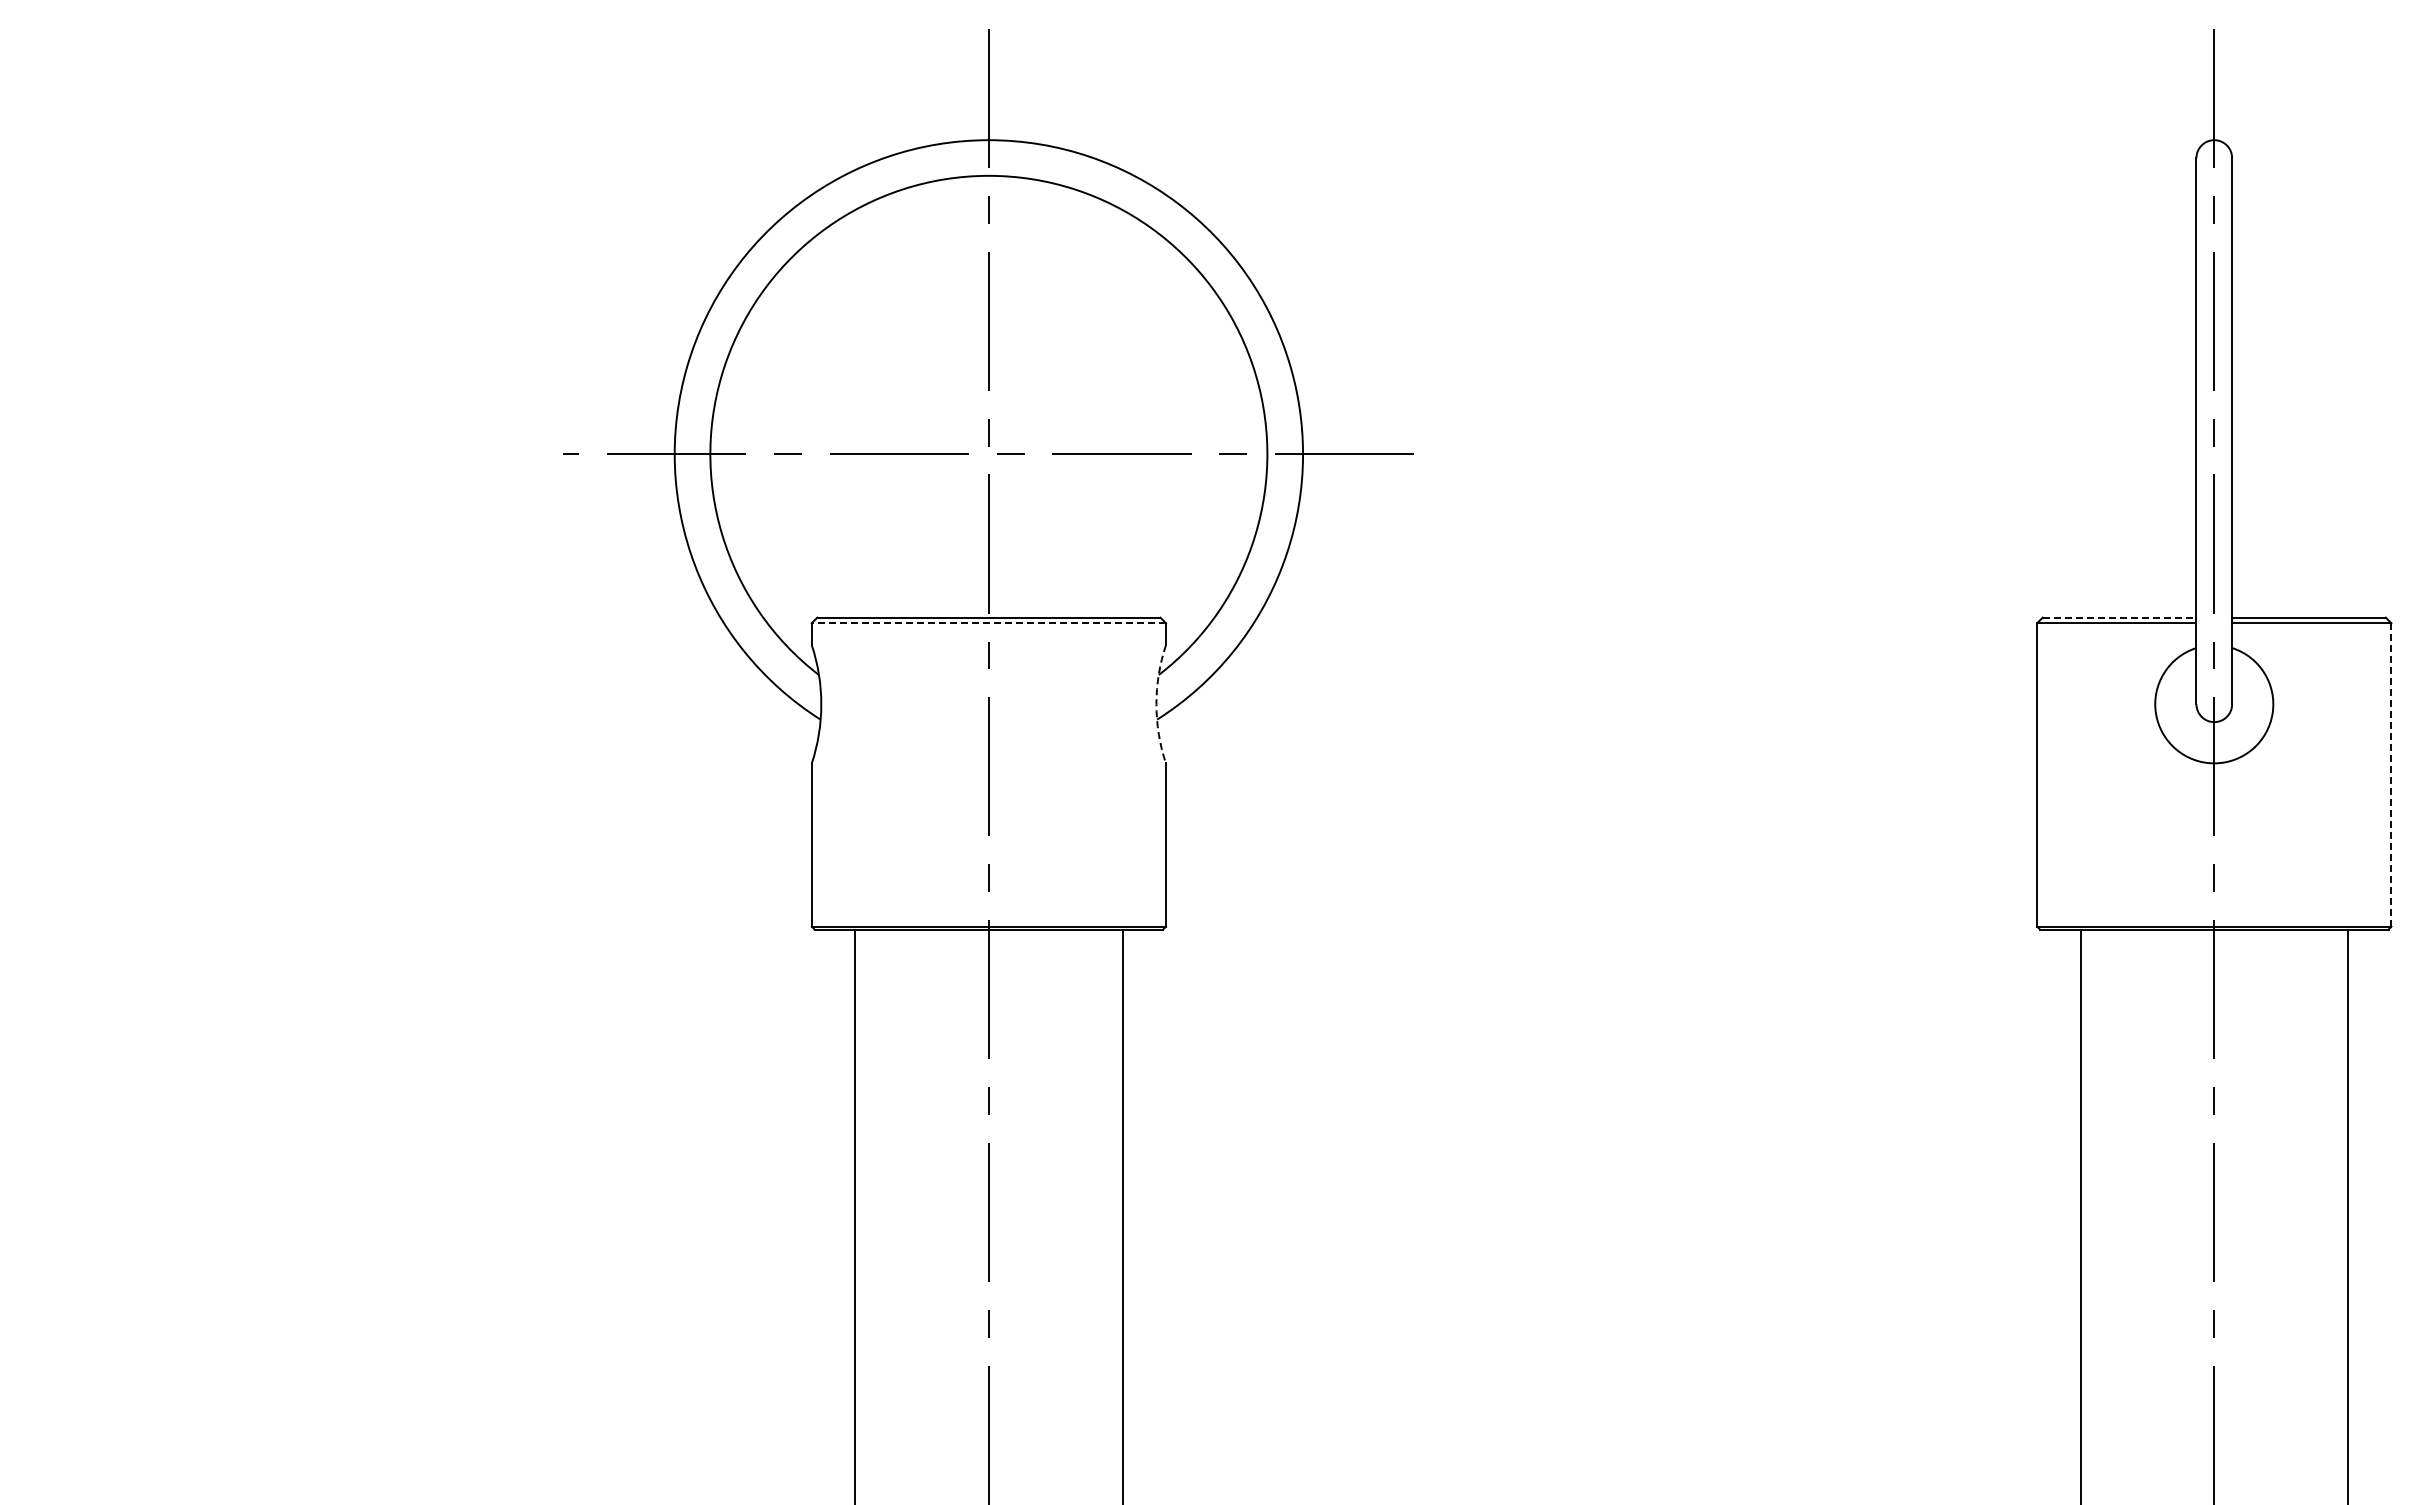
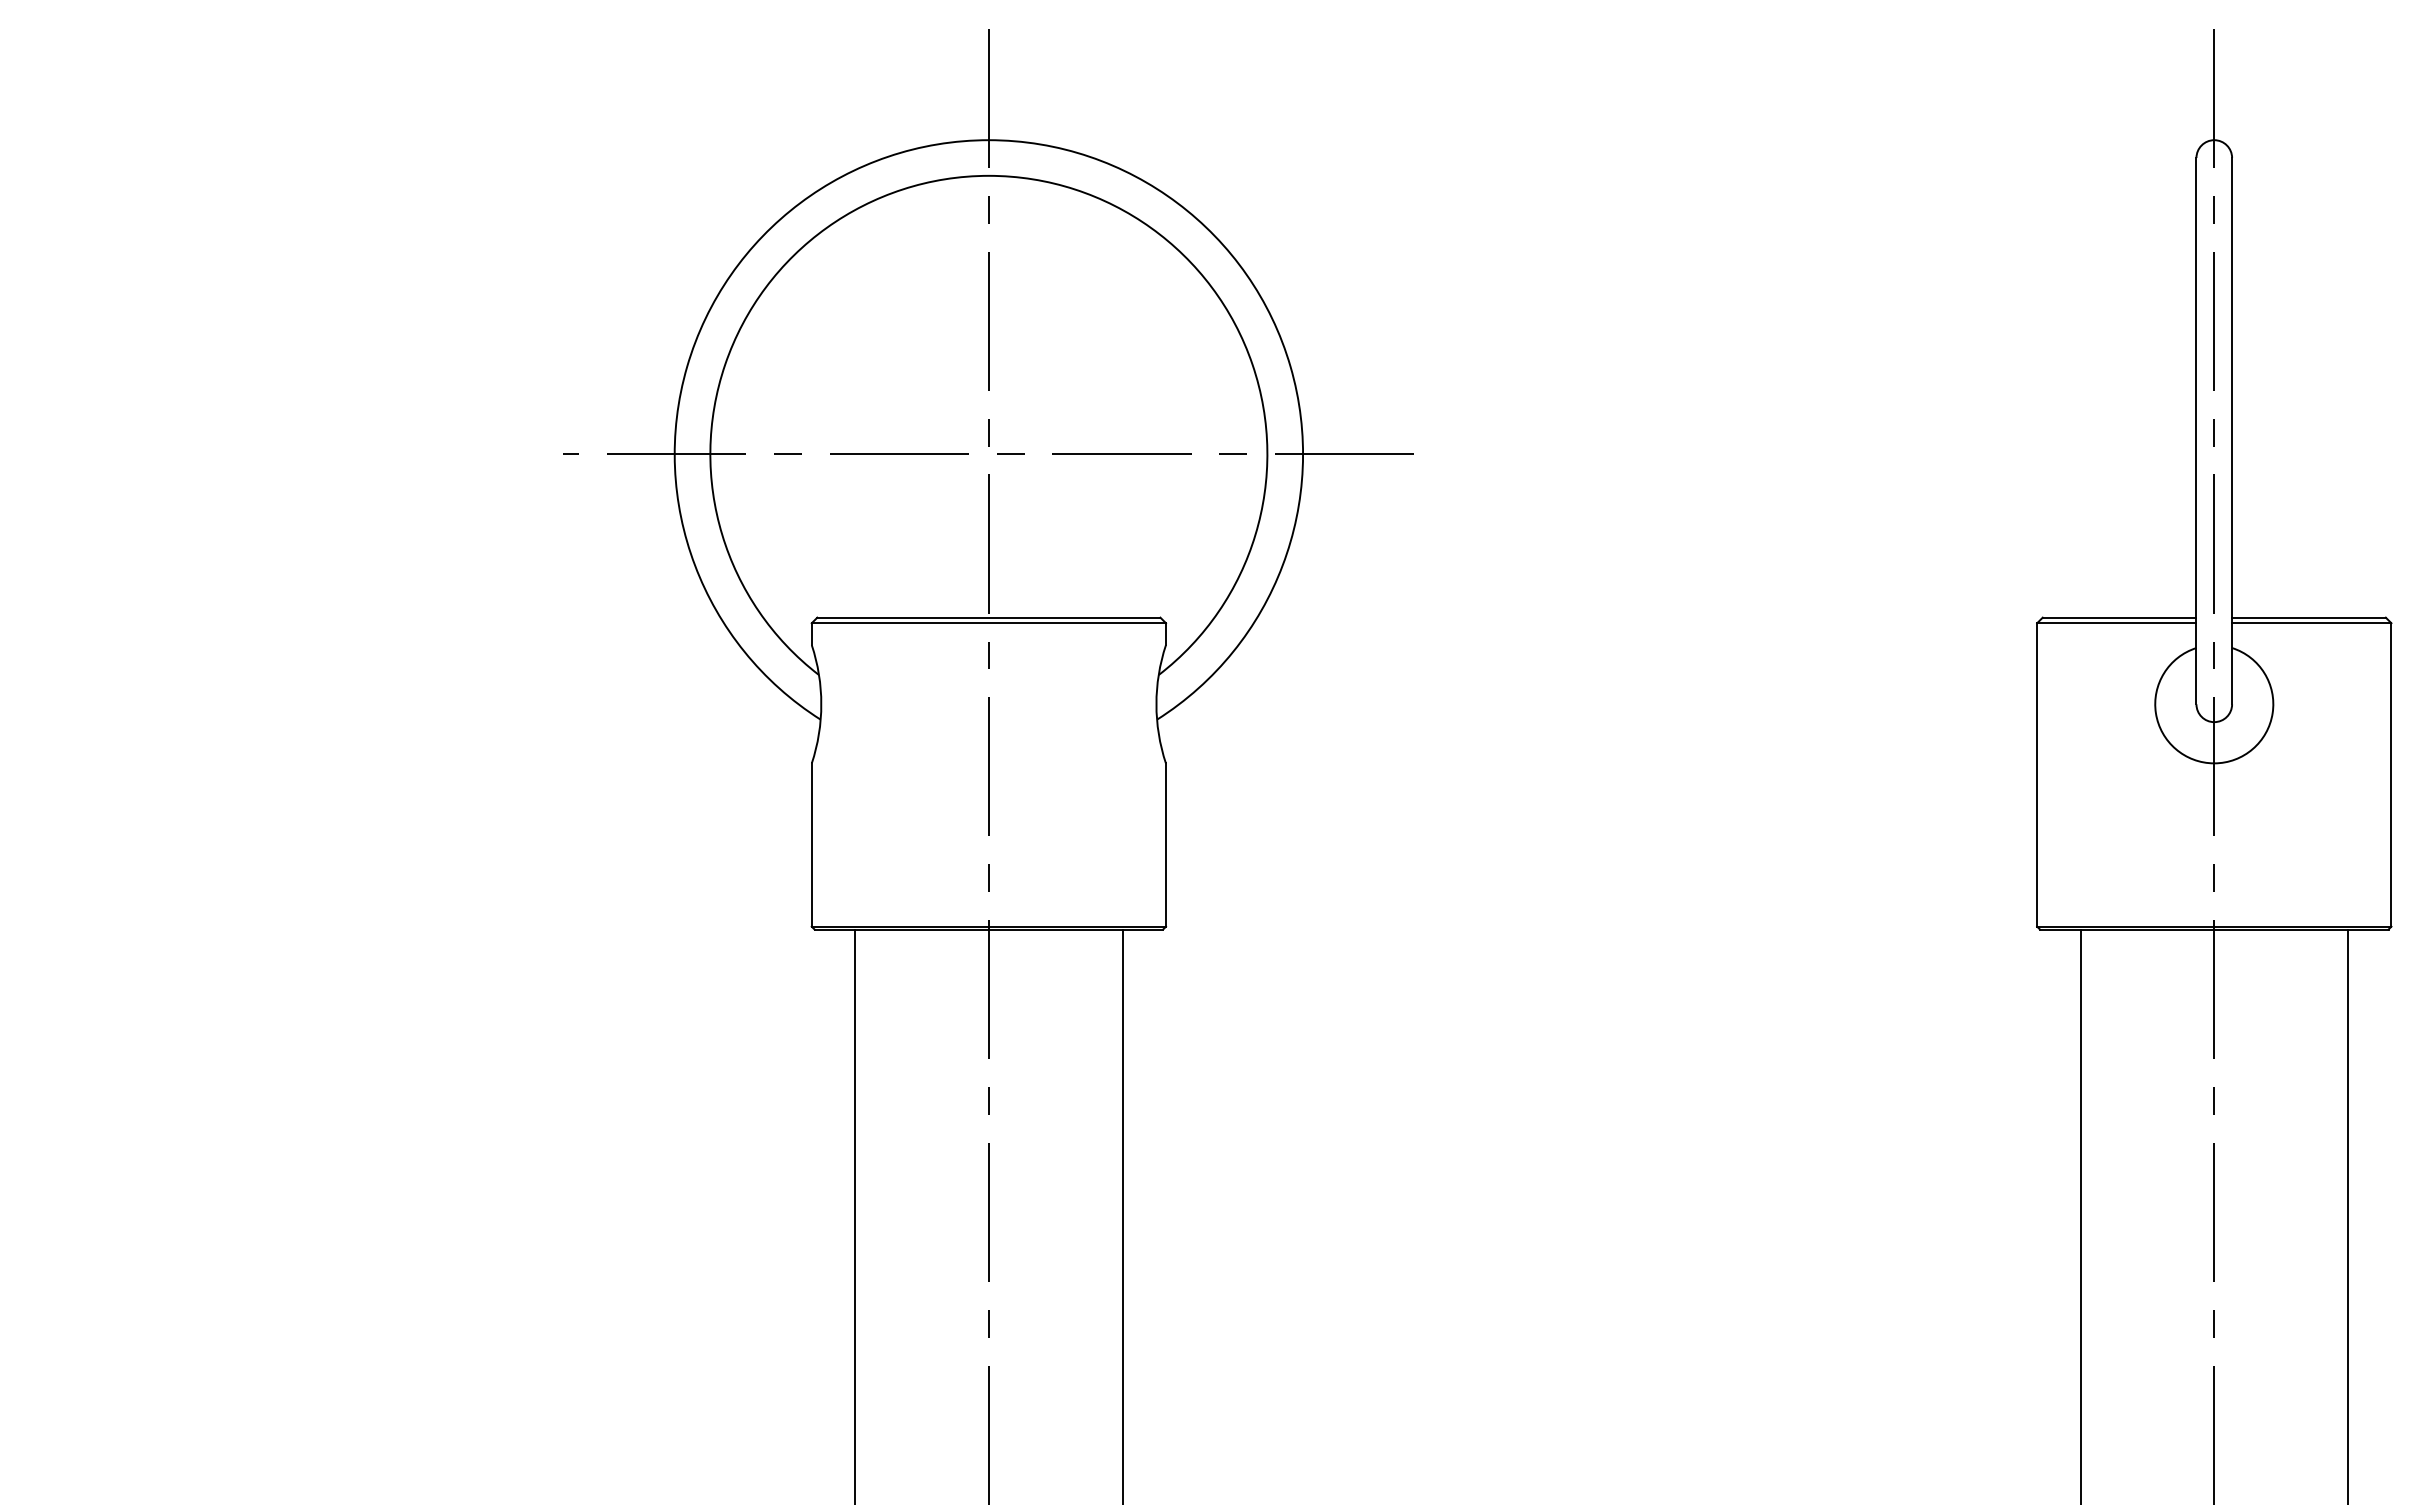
line: dashed -> solid (2119, 617)
line: dashed -> solid (988, 623)
arc: dashed -> solid (1156, 704)
line: dashed -> solid (2391, 774)
